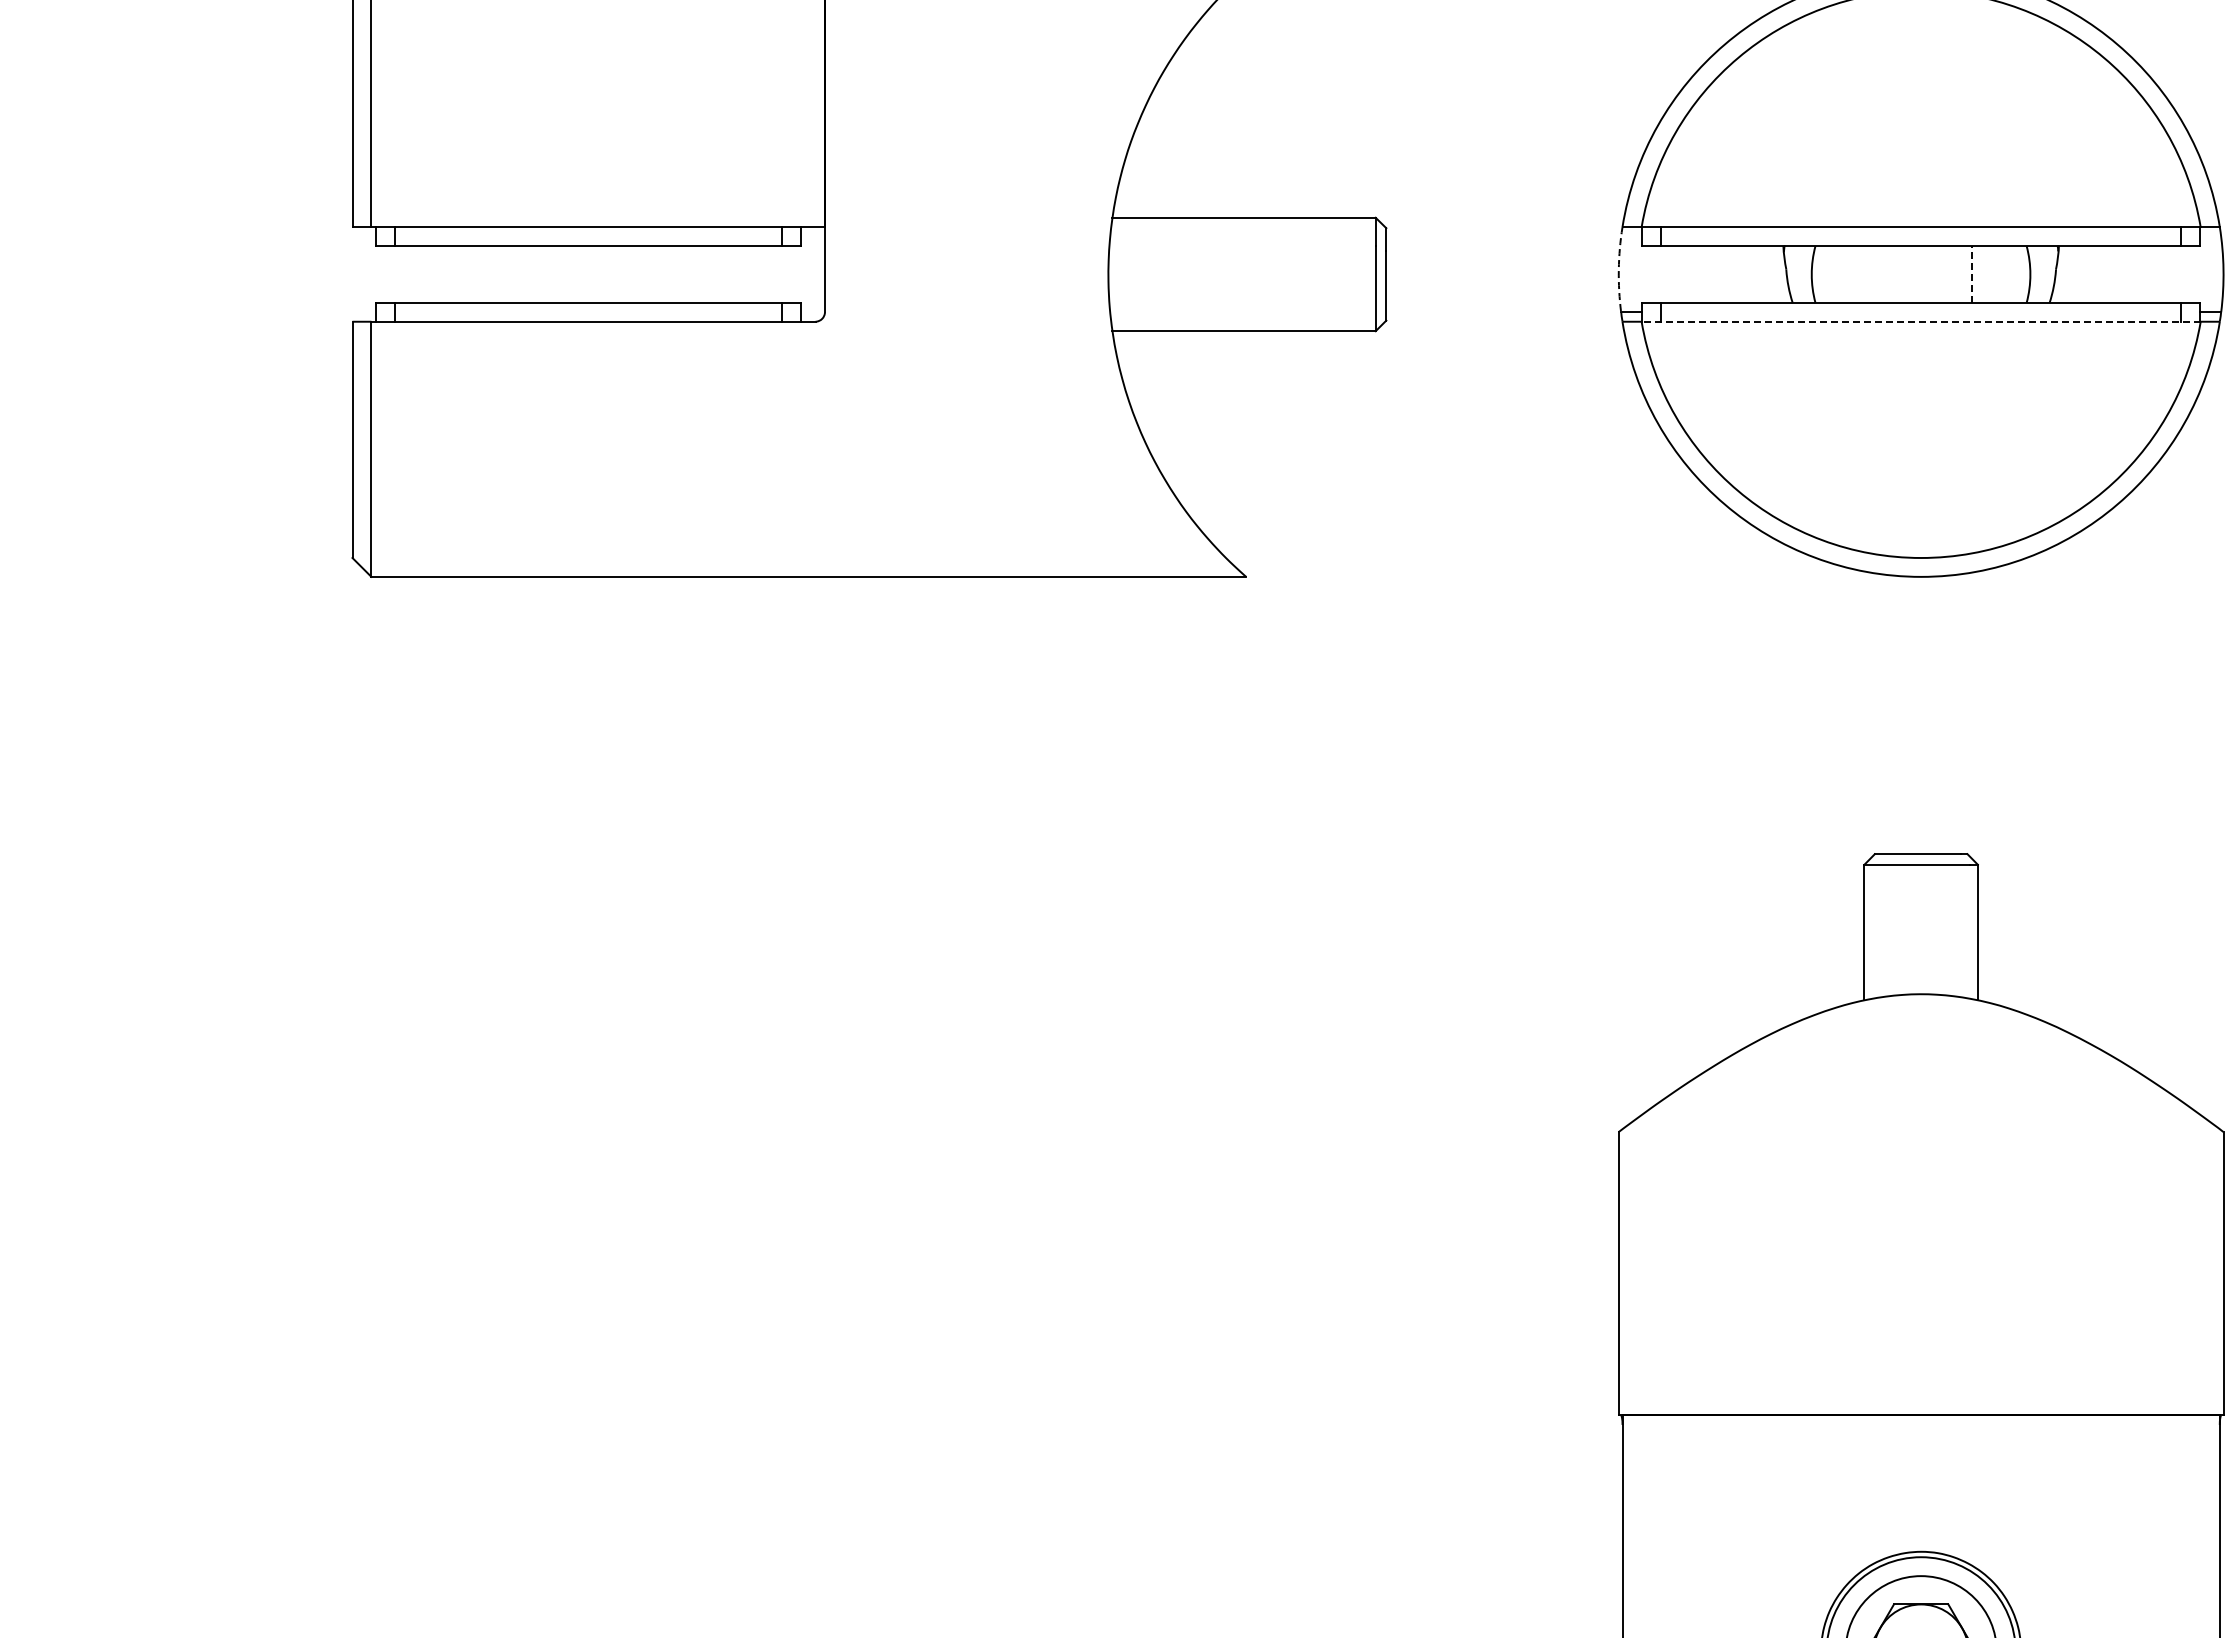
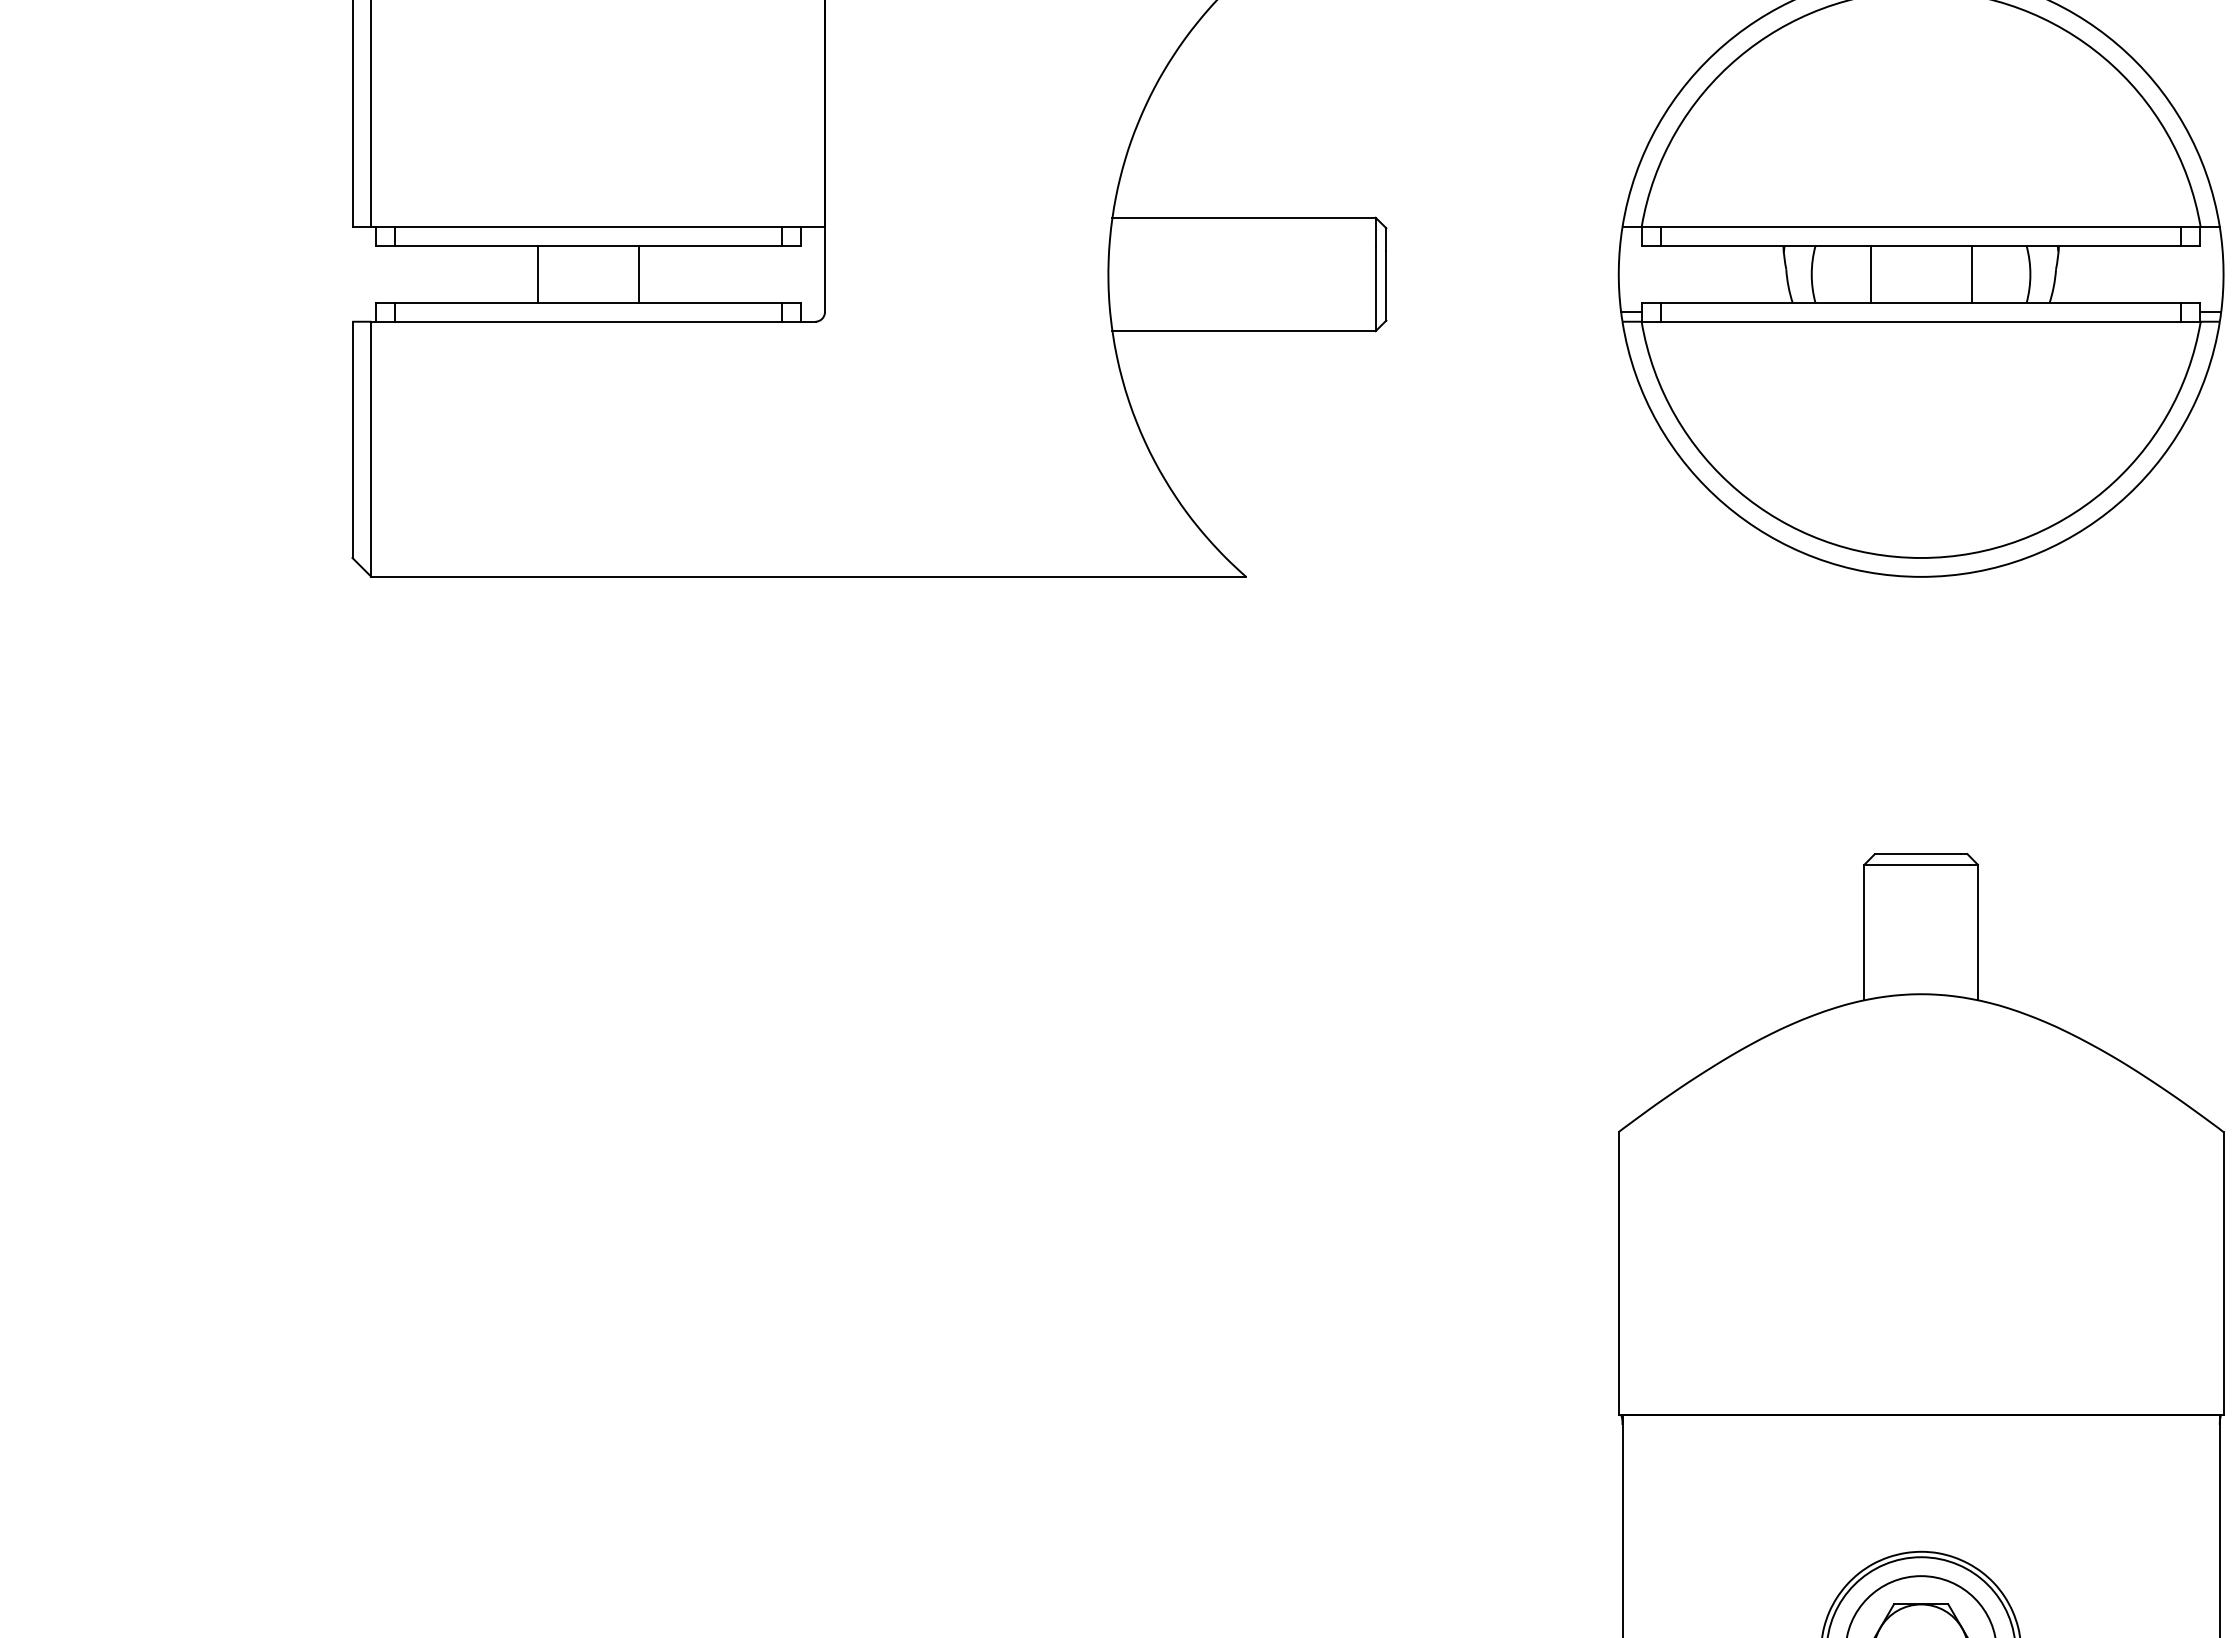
arc: dashed -> solid (1618, 269)
line: none -> present (538, 274)
line: none -> present (639, 274)
line: none -> present (1870, 274)
line: dashed -> solid (1971, 274)
line: dashed -> solid (1921, 321)
